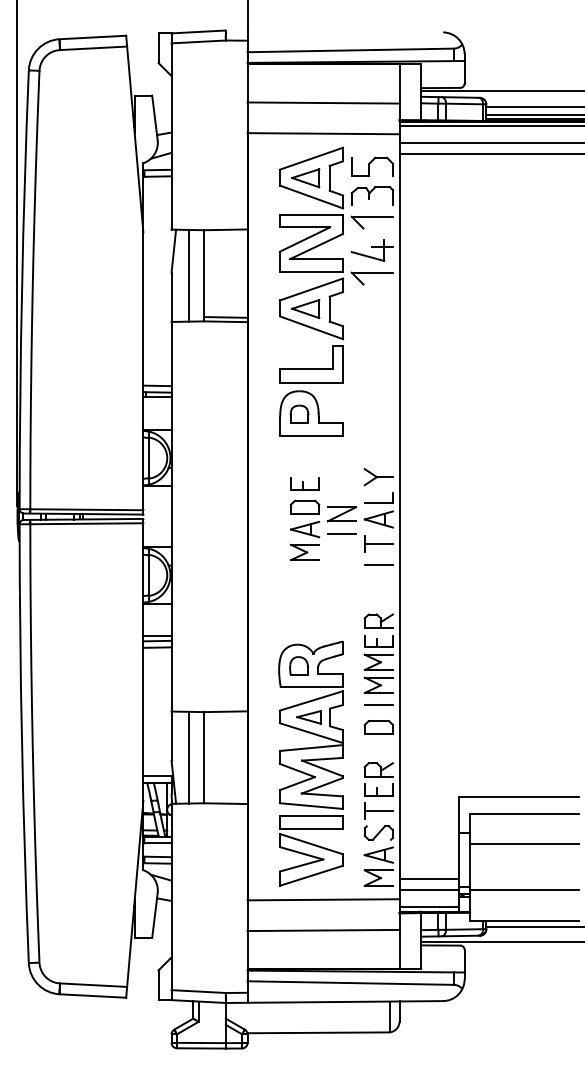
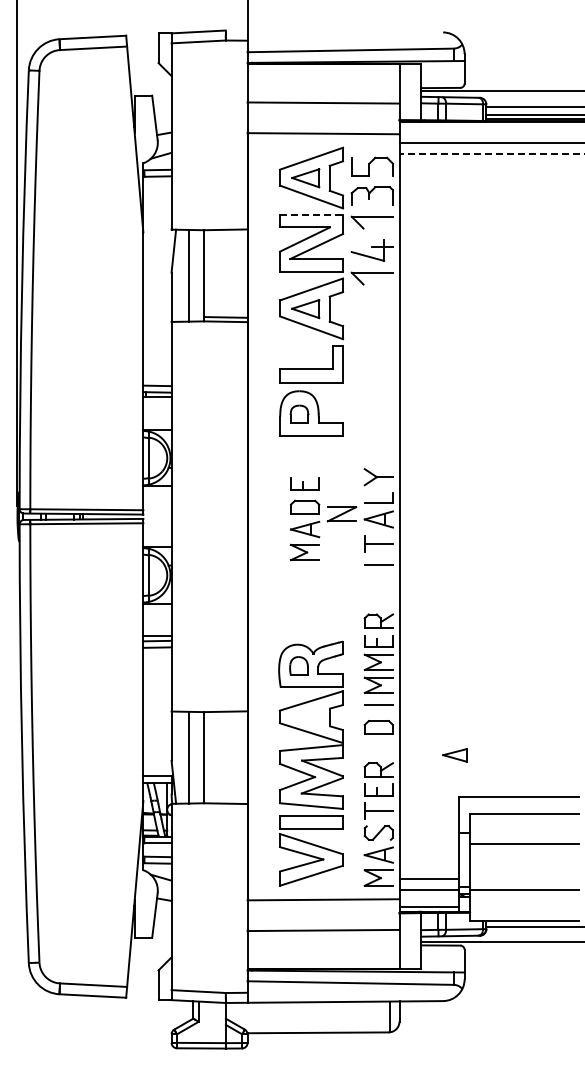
line: present -> none (490, 126)
line: solid -> dashed (491, 154)
line: solid -> dashed (312, 214)
line: present -> none (341, 534)
part position: (308, 717) -> (454, 755) (454, 755)
